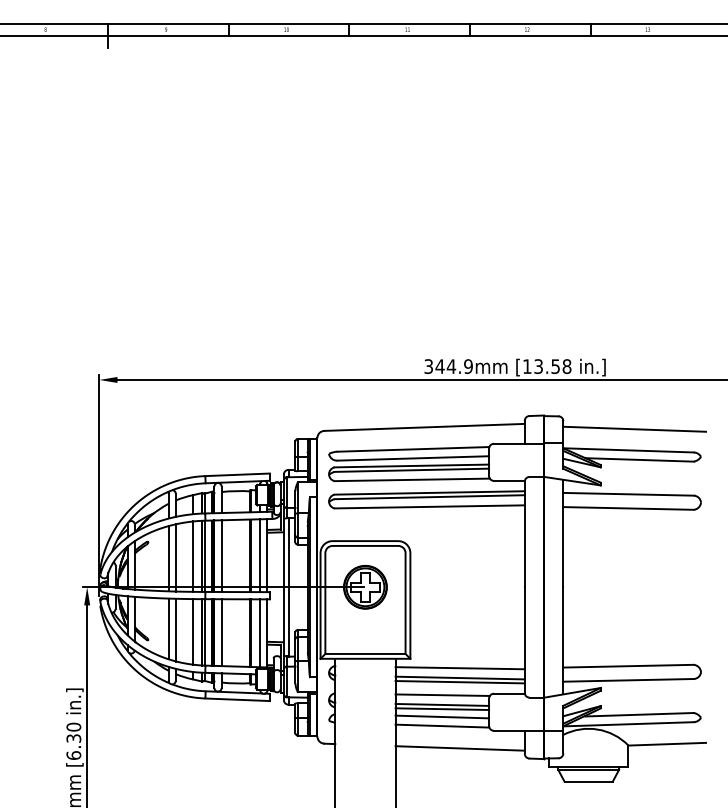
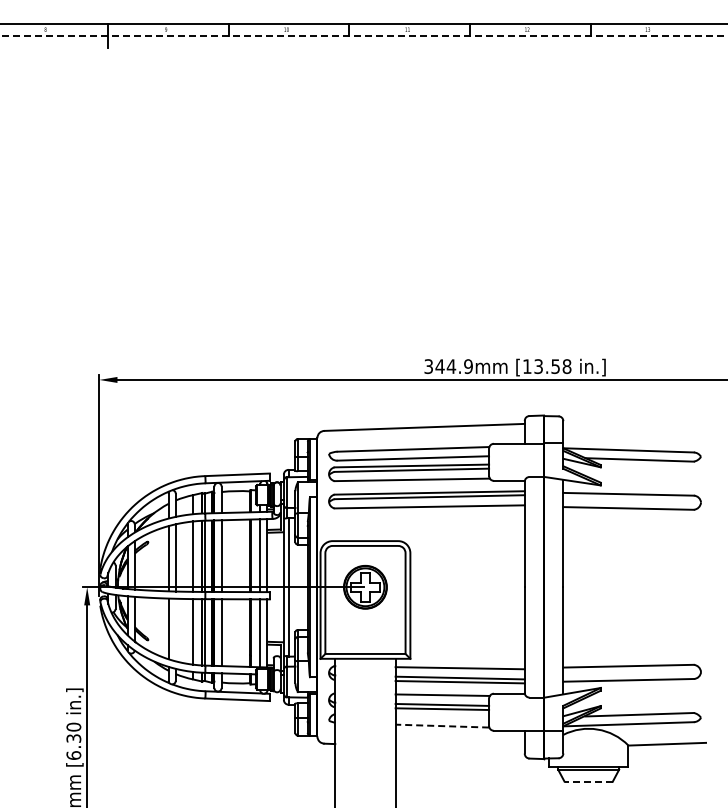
line: solid -> dashed (363, 36)
line: present -> none (634, 428)
line: present -> none (175, 629)
line: present -> none (442, 716)
line: solid -> dashed (442, 726)
line: present -> none (459, 748)
line: solid -> dashed (588, 781)
